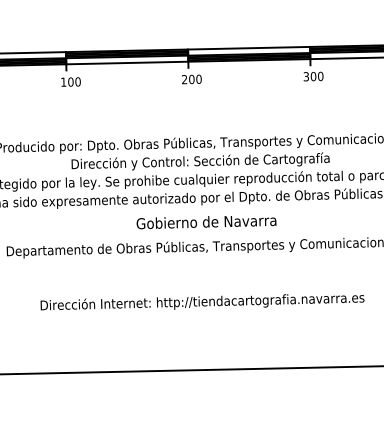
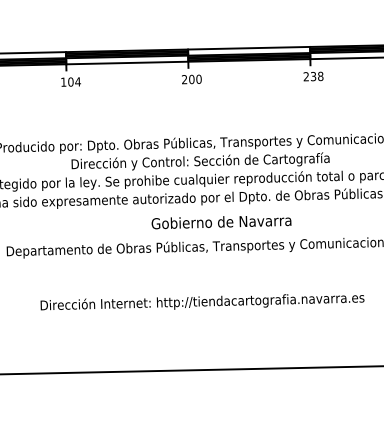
text: 300 -> 238 (313, 76)
text: 100 -> 104 (77, 81)
text position: (206, 222) -> (221, 222) (221, 222)
